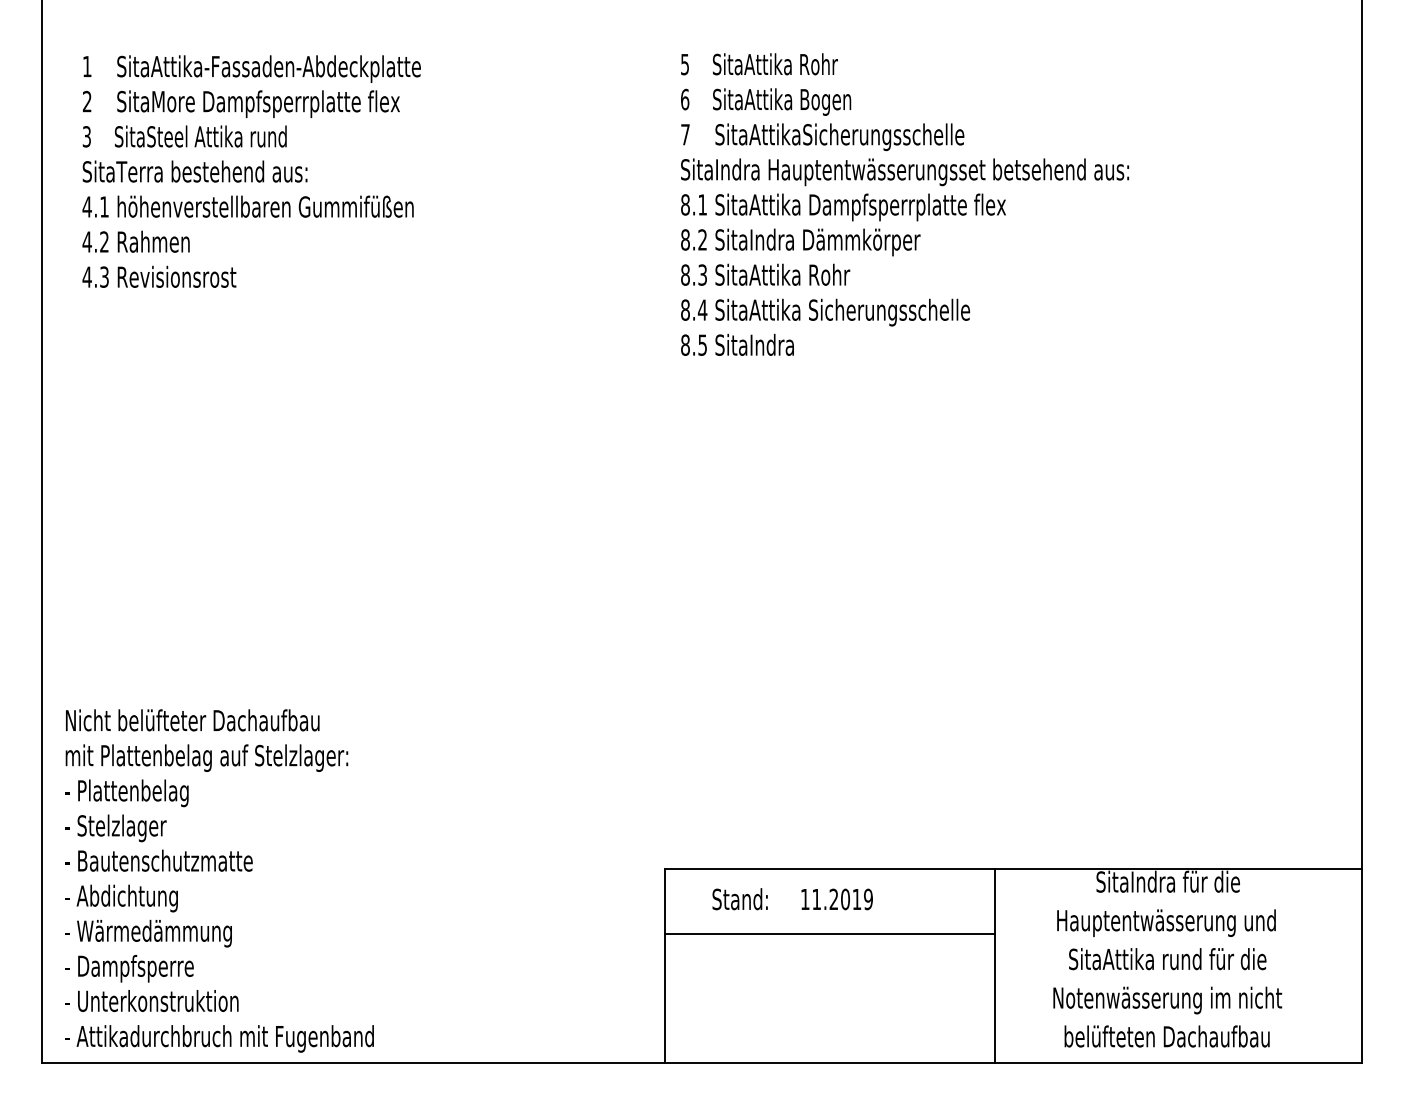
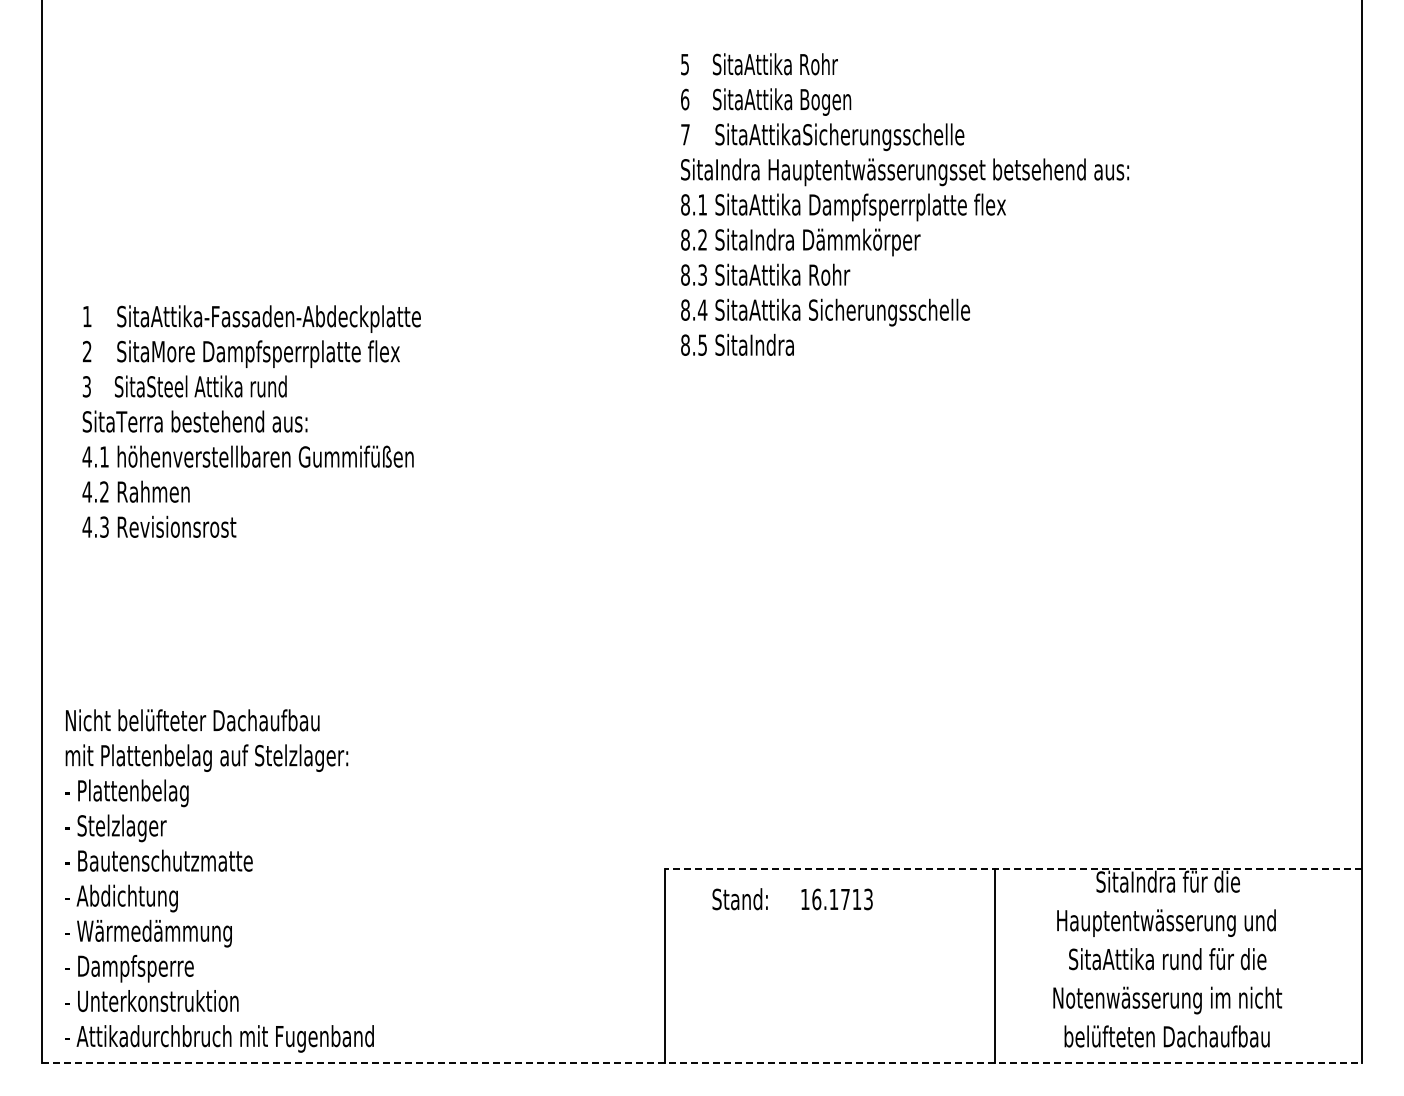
text position: (251, 171) -> (251, 421) (251, 421)
line: solid -> dashed (1013, 869)
text: 11.2019 -> 16.1713 (842, 899)
line: present -> none (829, 933)
line: solid -> dashed (702, 1063)
